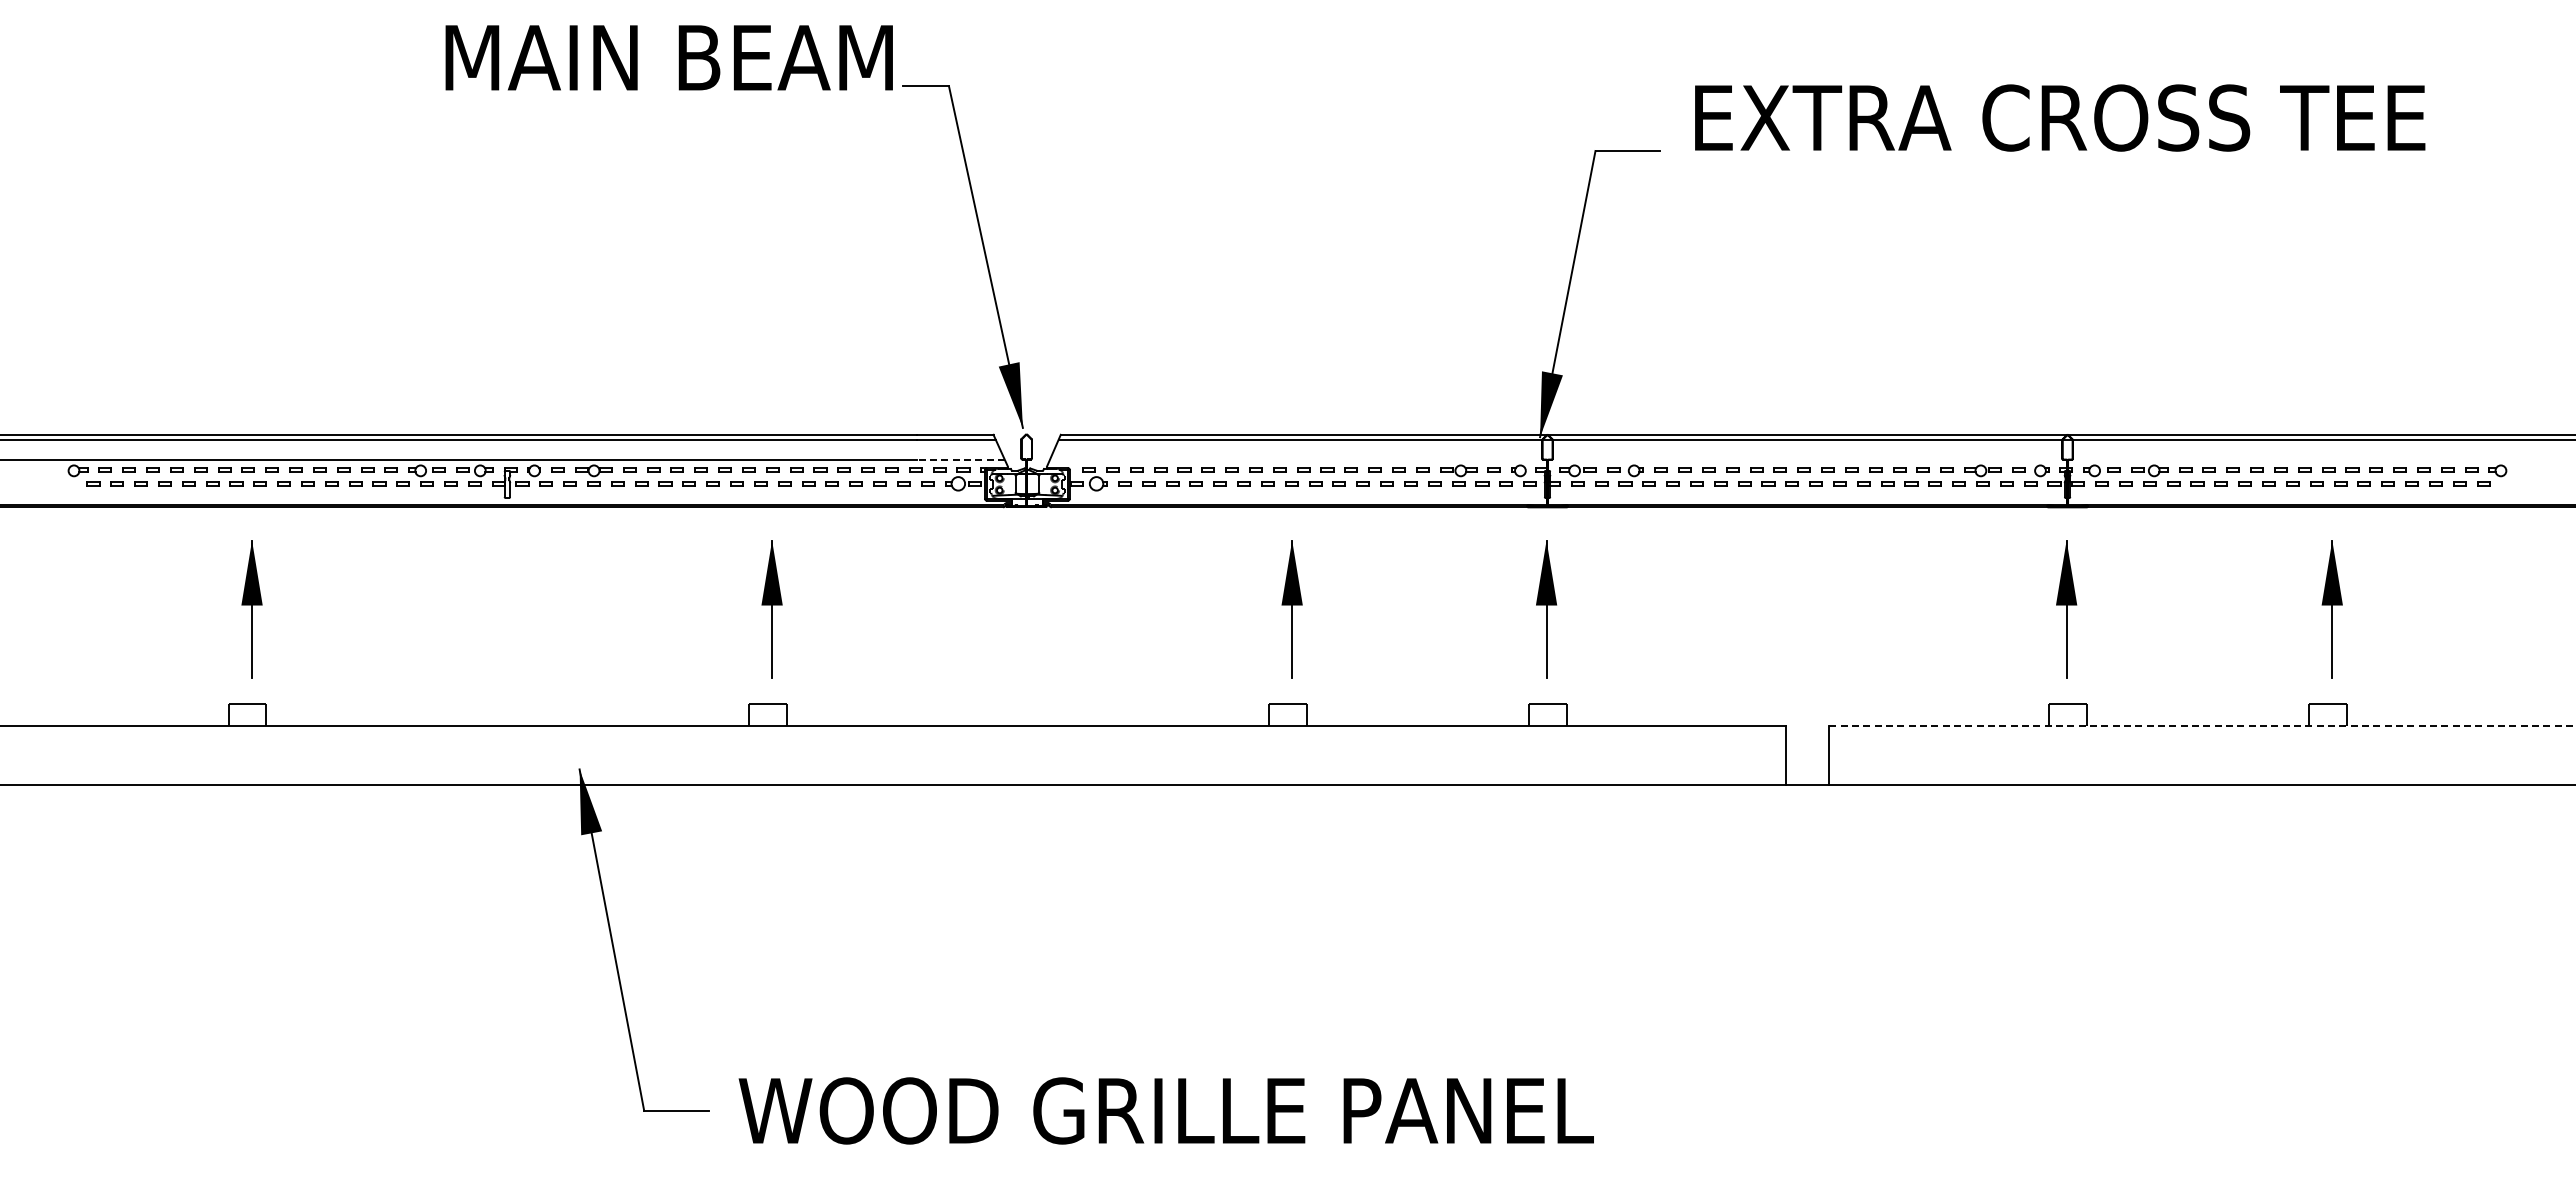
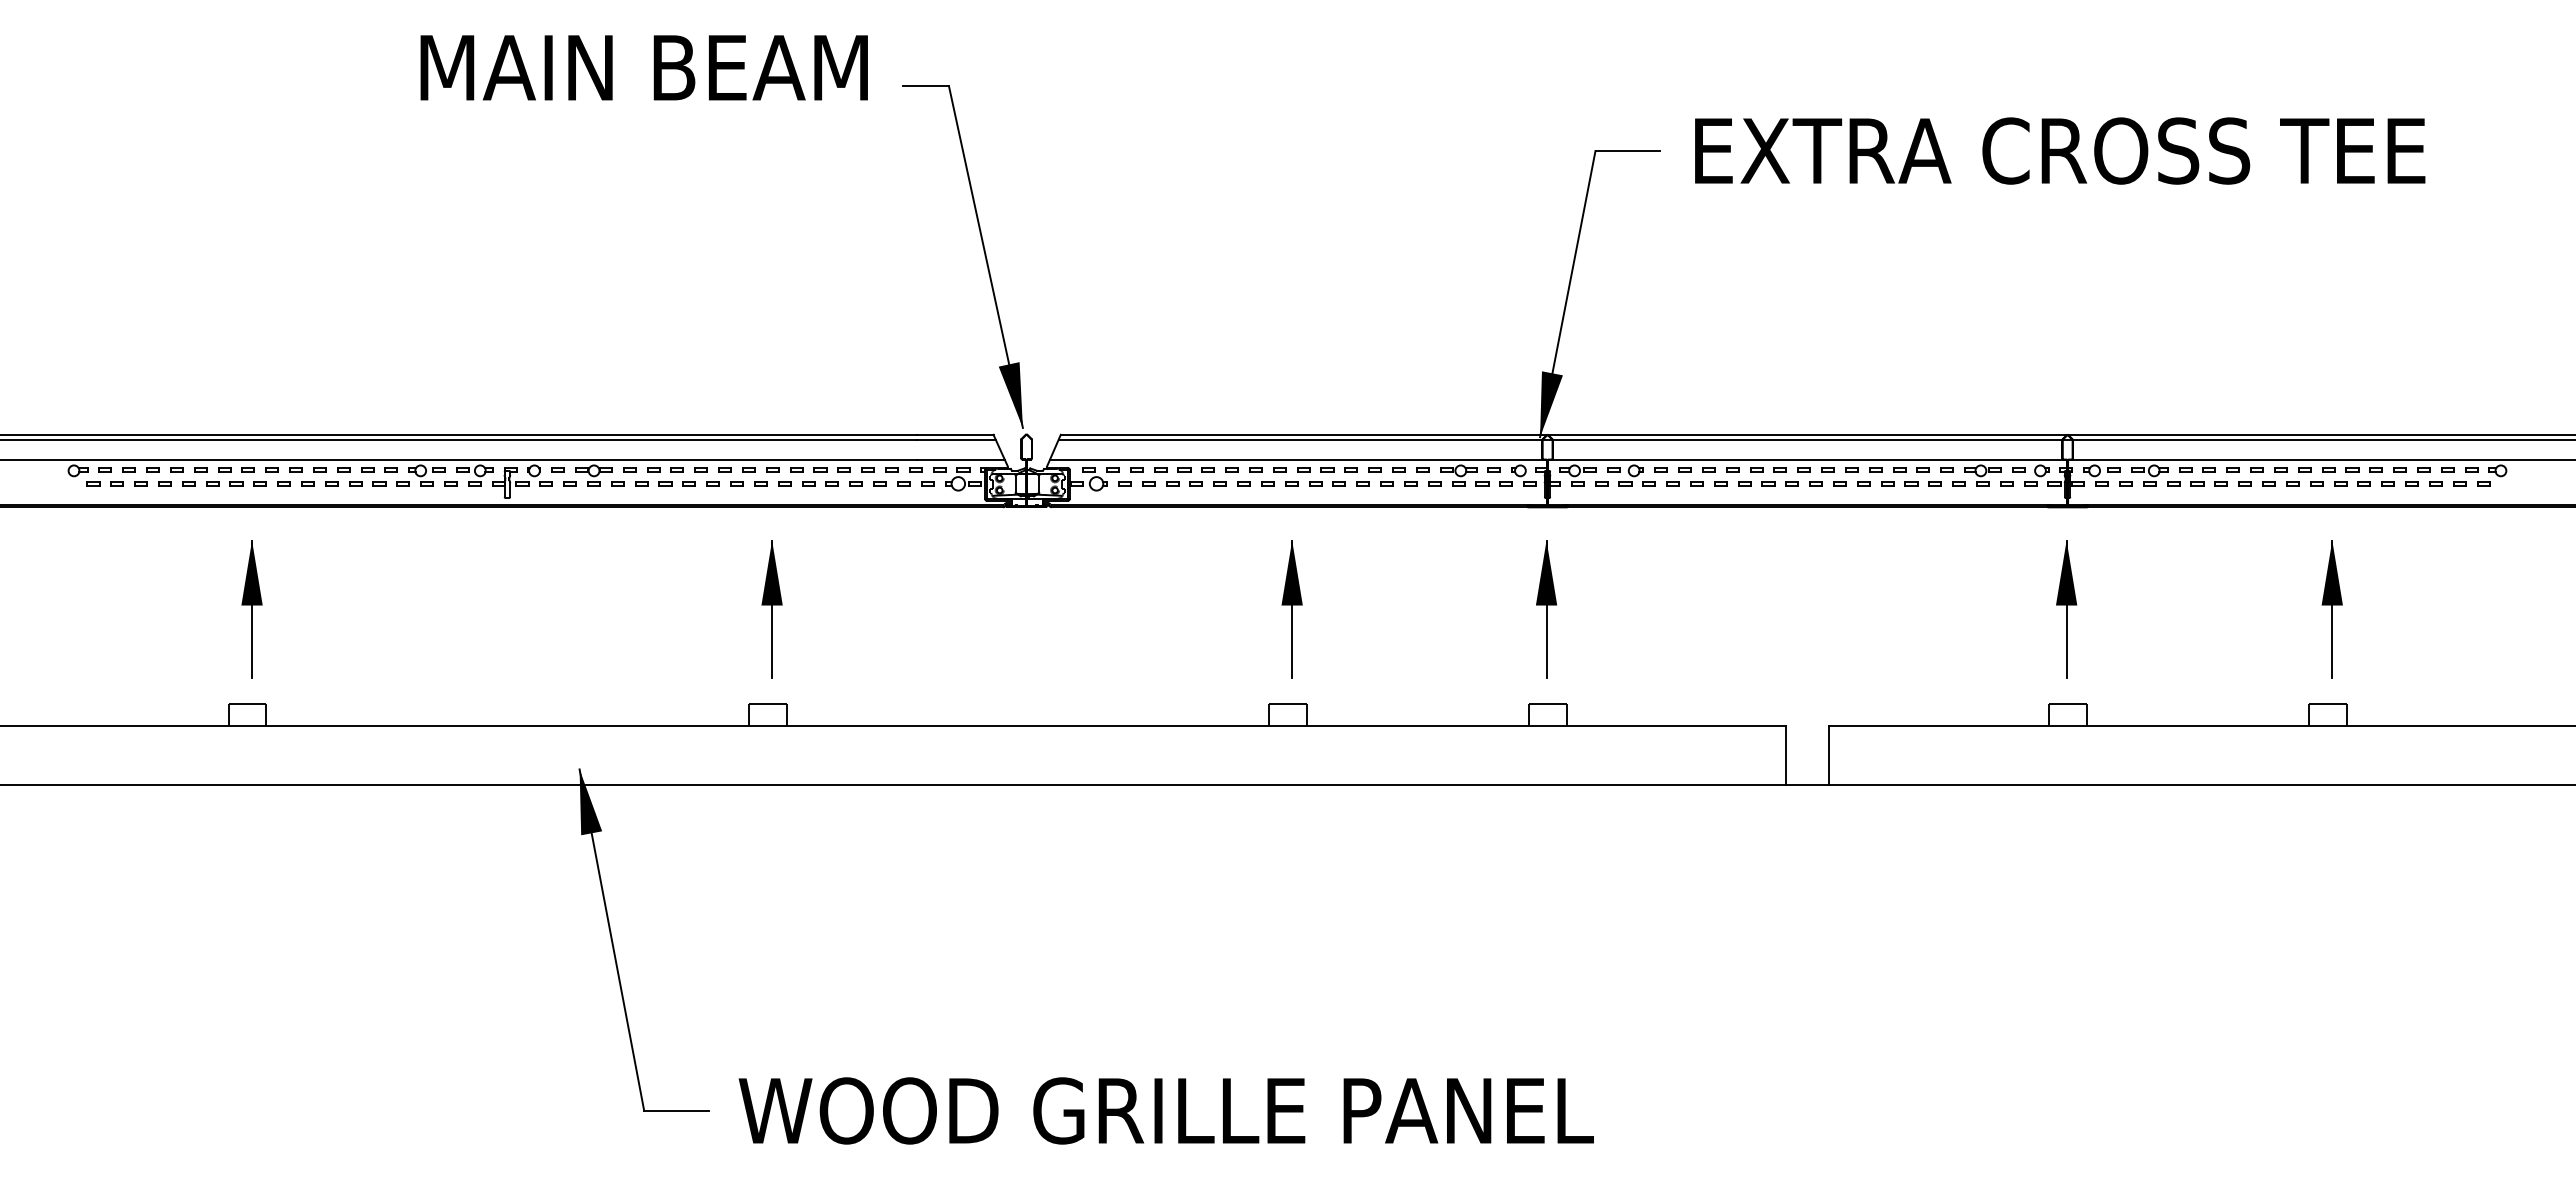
text position: (668, 57) -> (643, 67) (643, 67)
text position: (2060, 117) -> (2060, 150) (2060, 150)
line: dashed -> solid (961, 459)
line: none -> present (1811, 459)
line: dashed -> solid (2202, 725)
